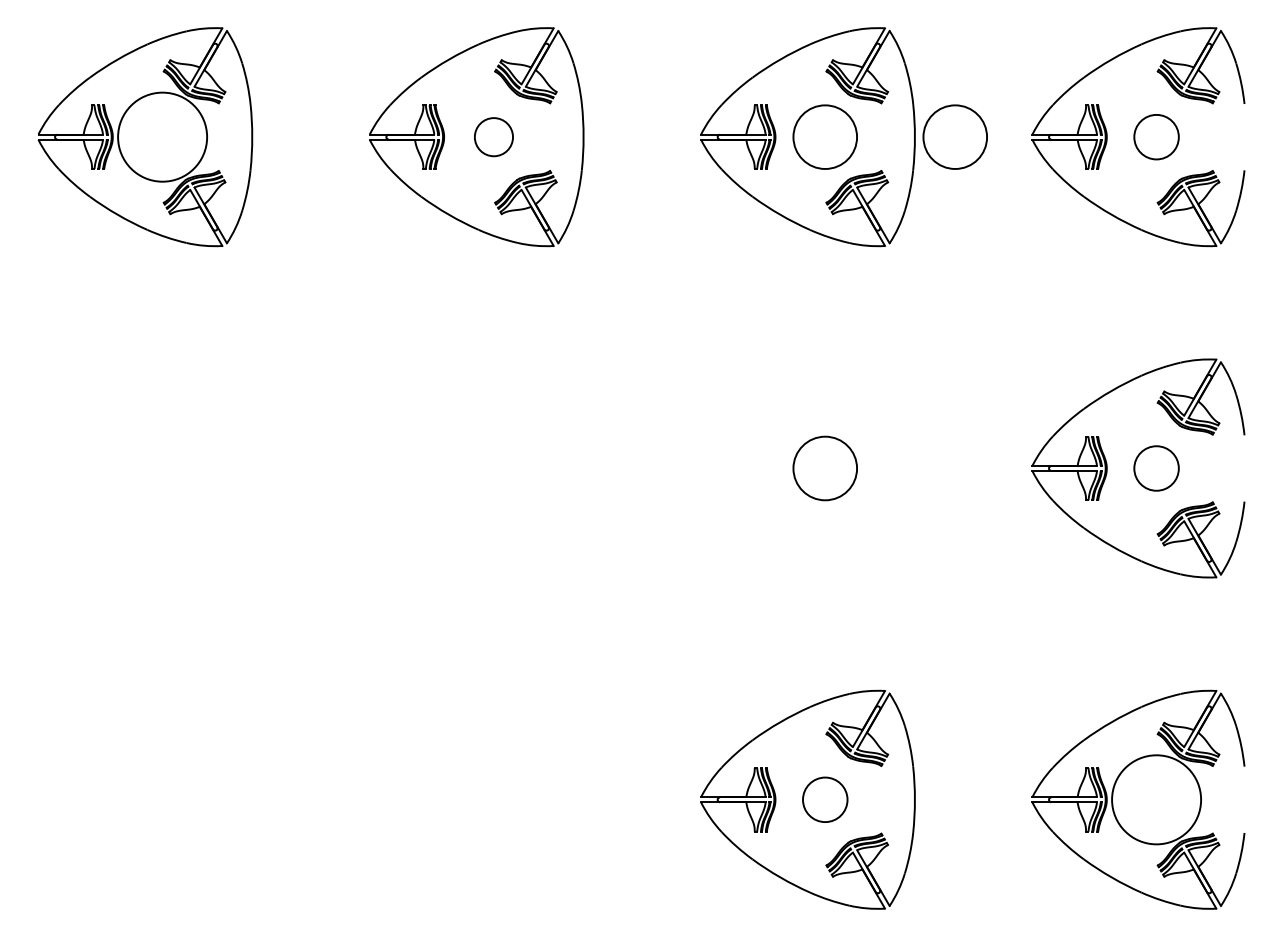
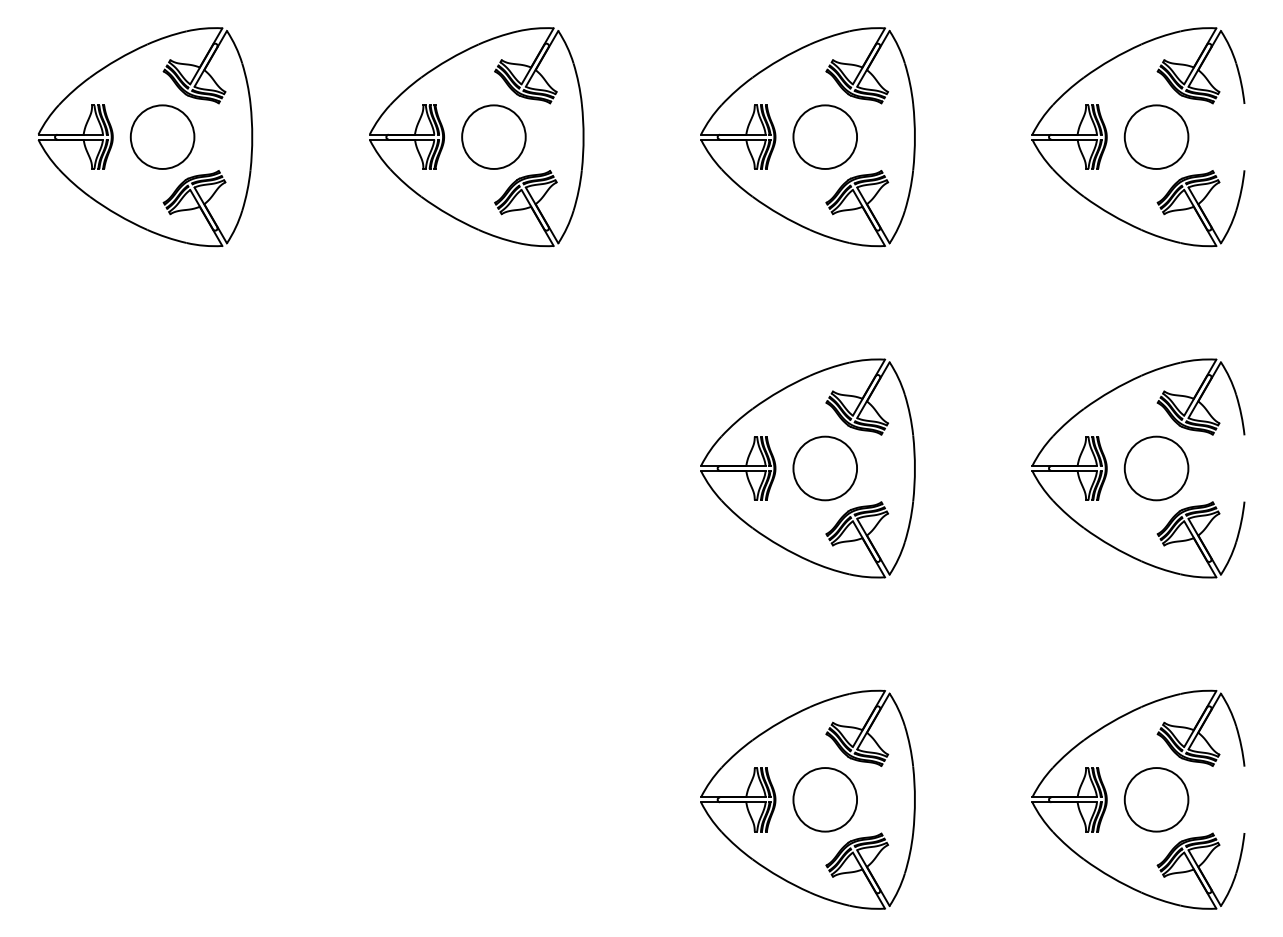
circle diameter: 89 px -> 64 px (162, 136)
circle: present -> none (954, 136)
circle diameter: 45 px -> 64 px (1156, 136)
circle diameter: 38 px -> 64 px (493, 136)
part: none -> present (807, 468)
circle diameter: 45 px -> 64 px (1156, 468)
circle diameter: 45 px -> 64 px (825, 799)
circle diameter: 89 px -> 64 px (1156, 799)
